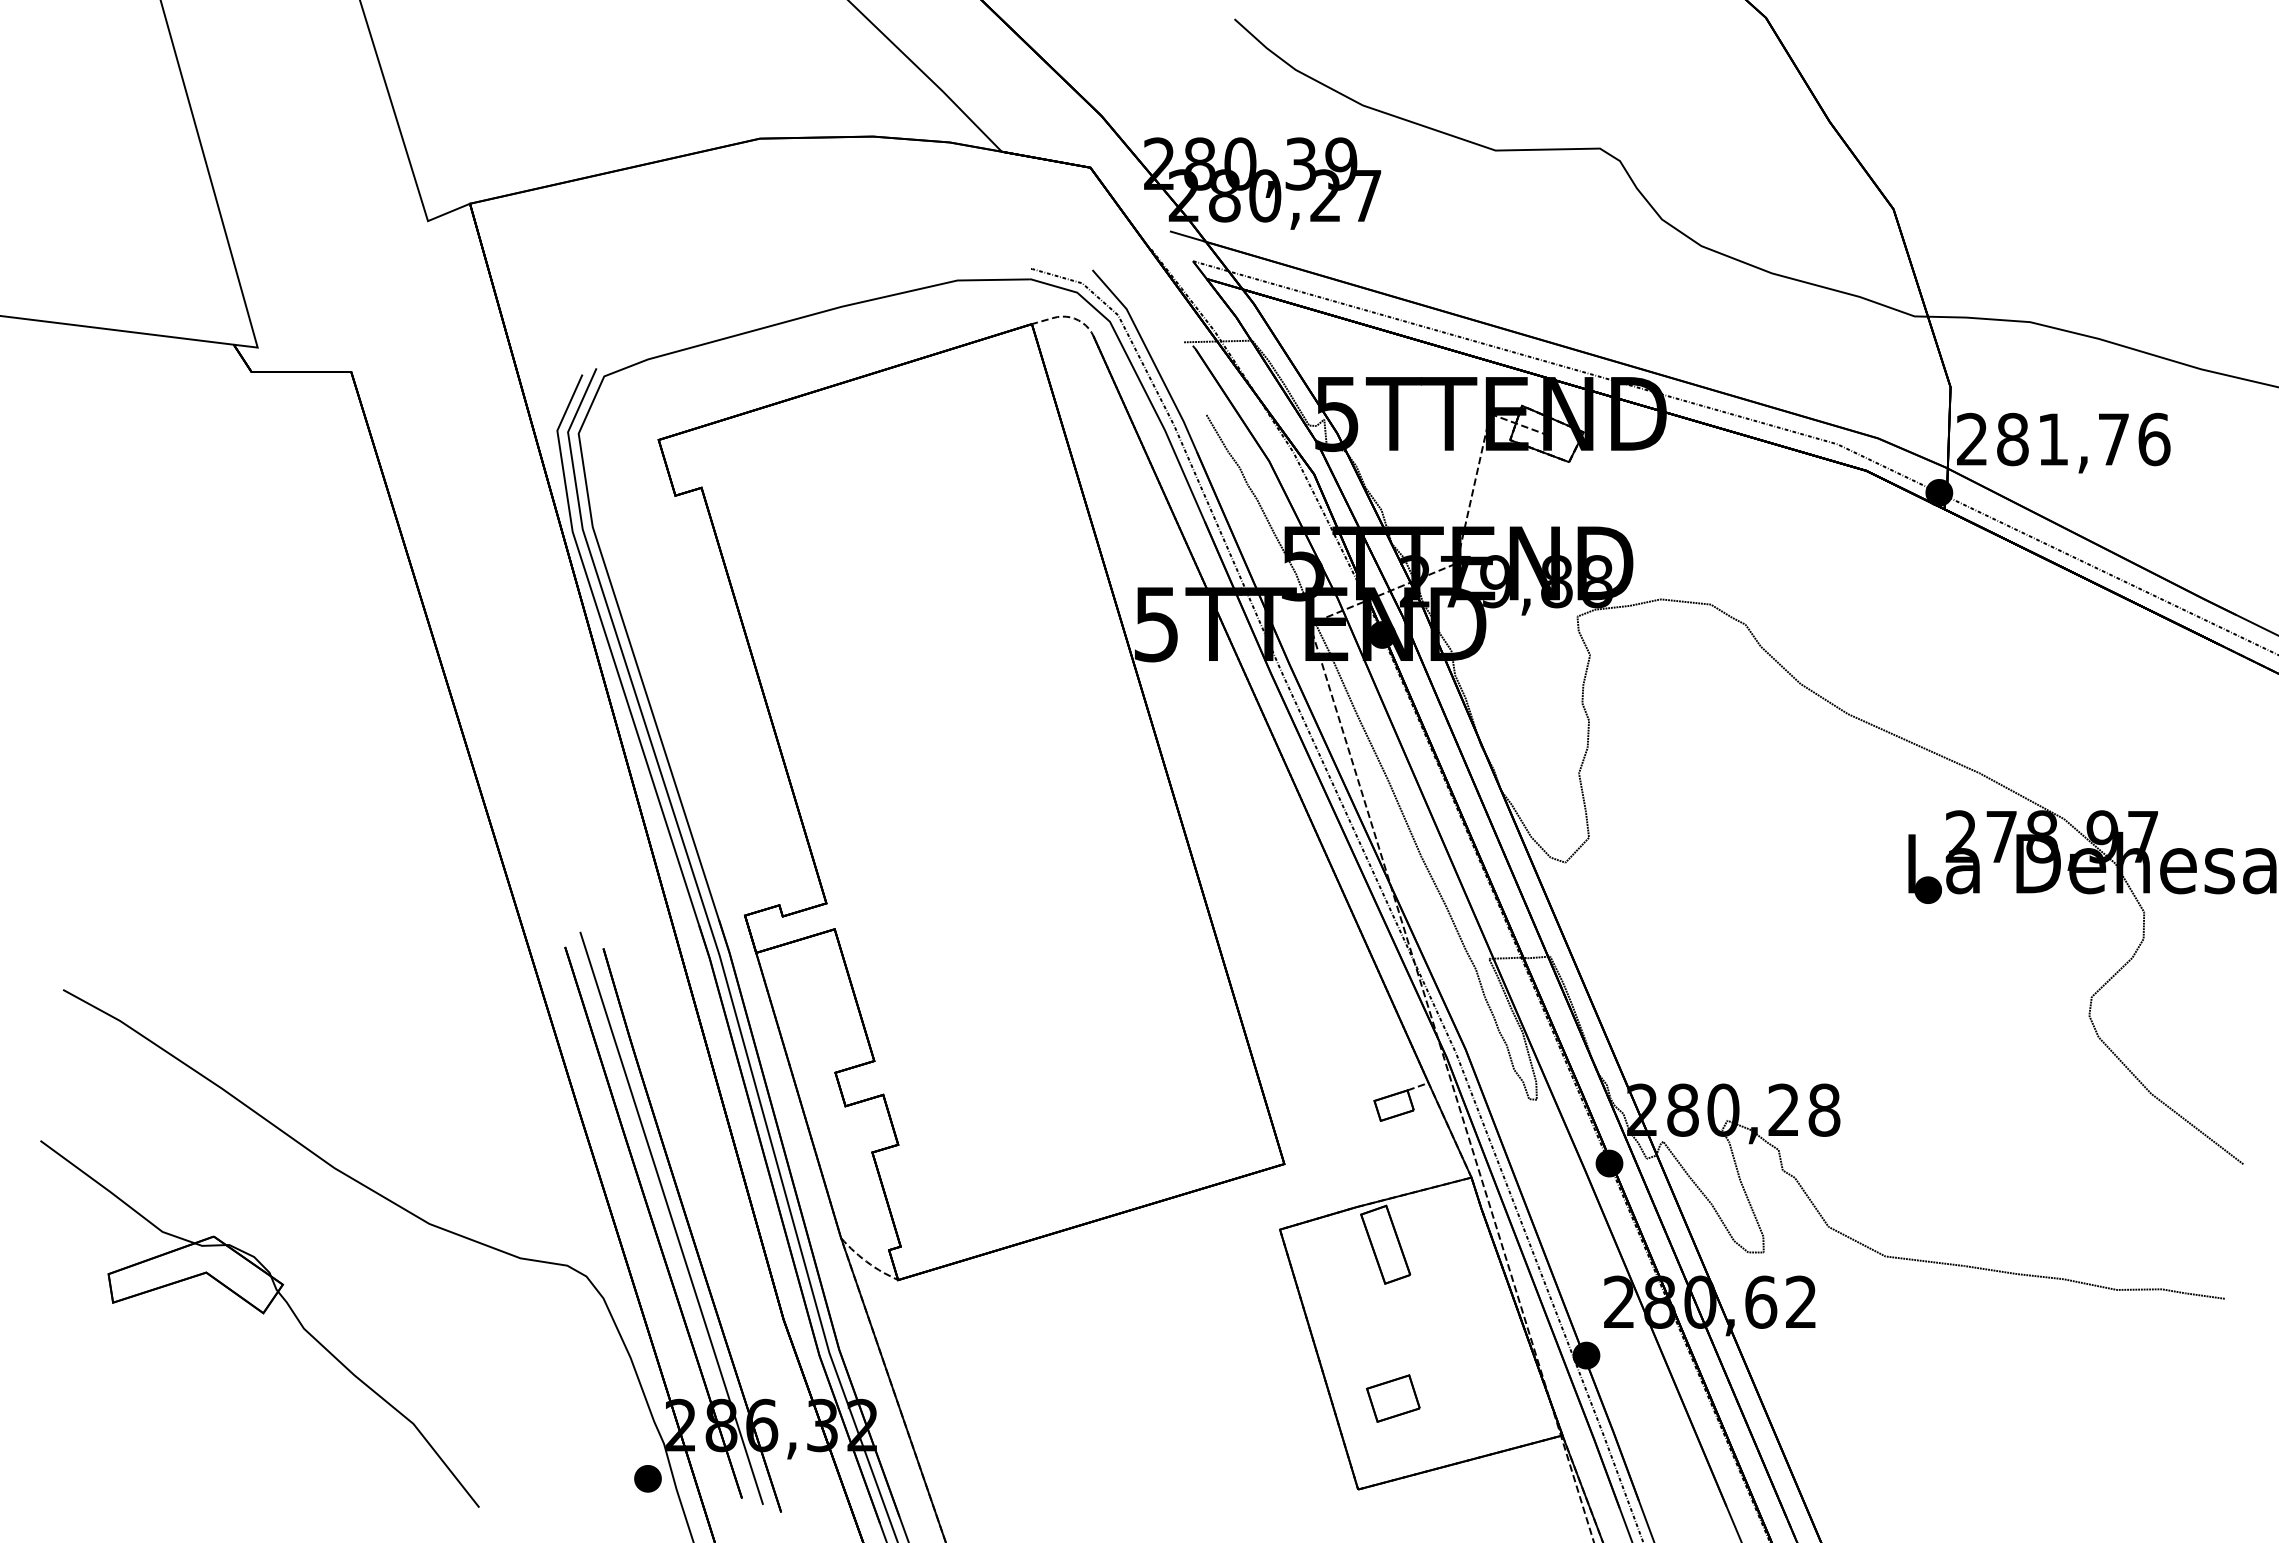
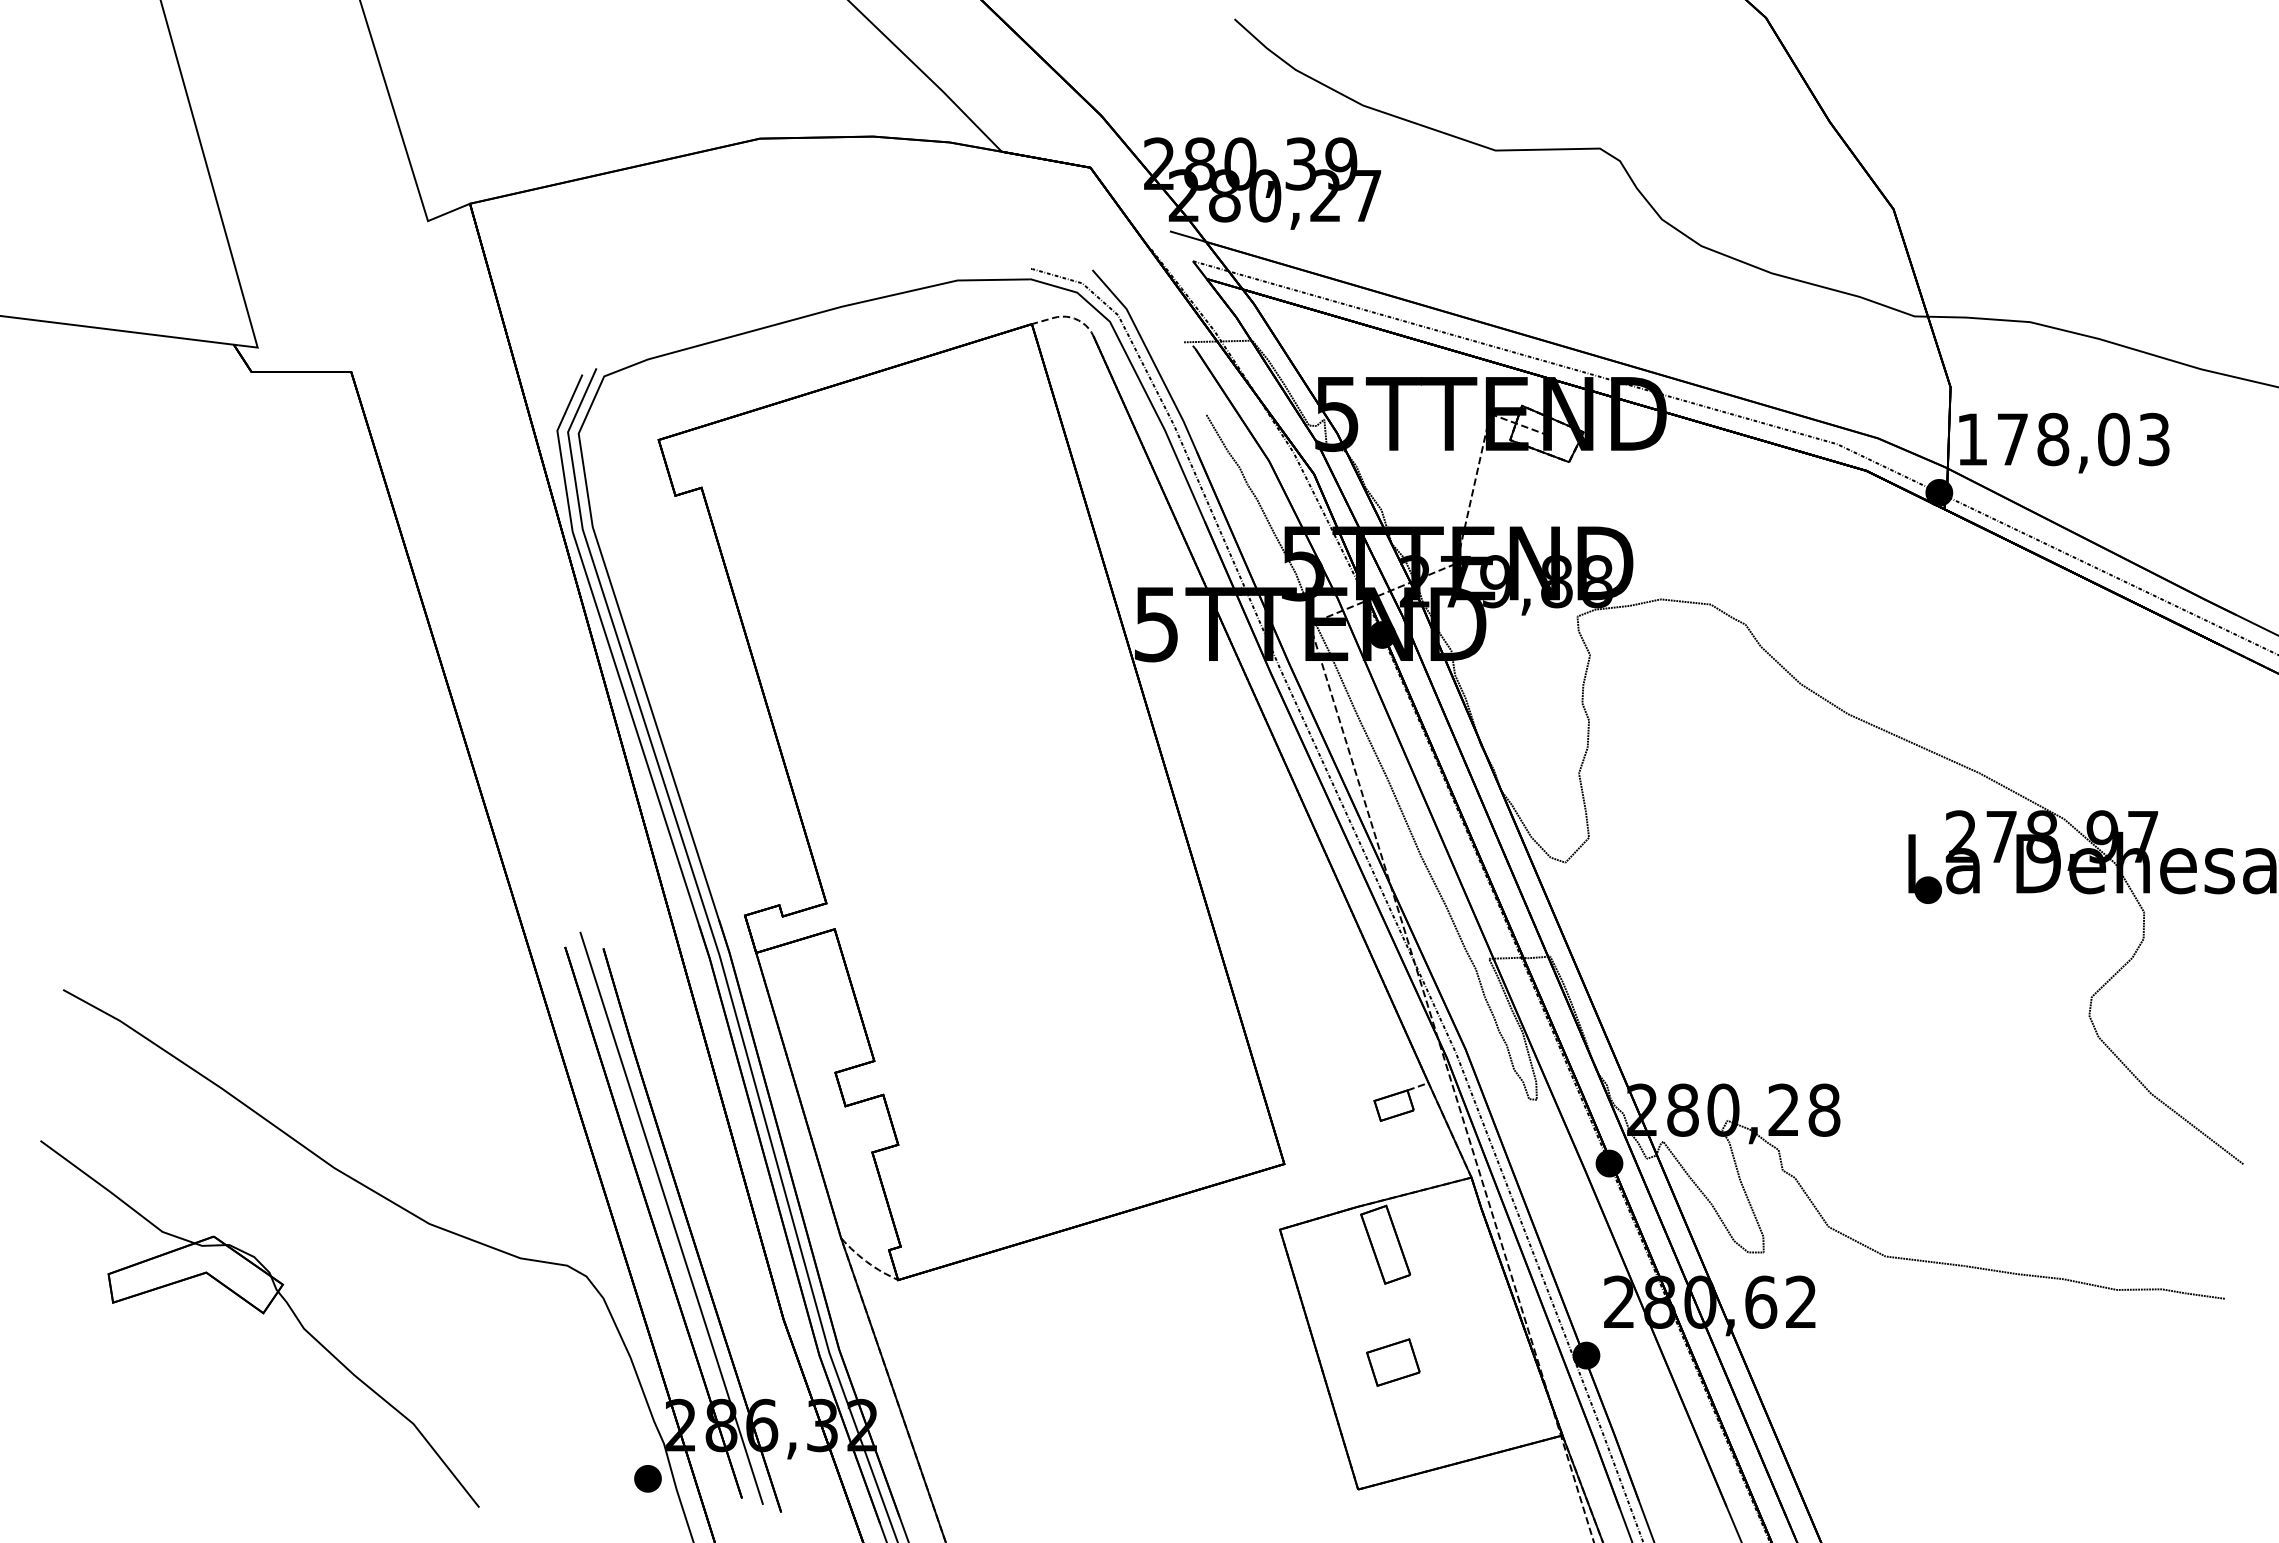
text: 281,76 -> 178,03 (2063, 439)
part position: (1393, 1398) -> (1393, 1362) (1393, 1362)
